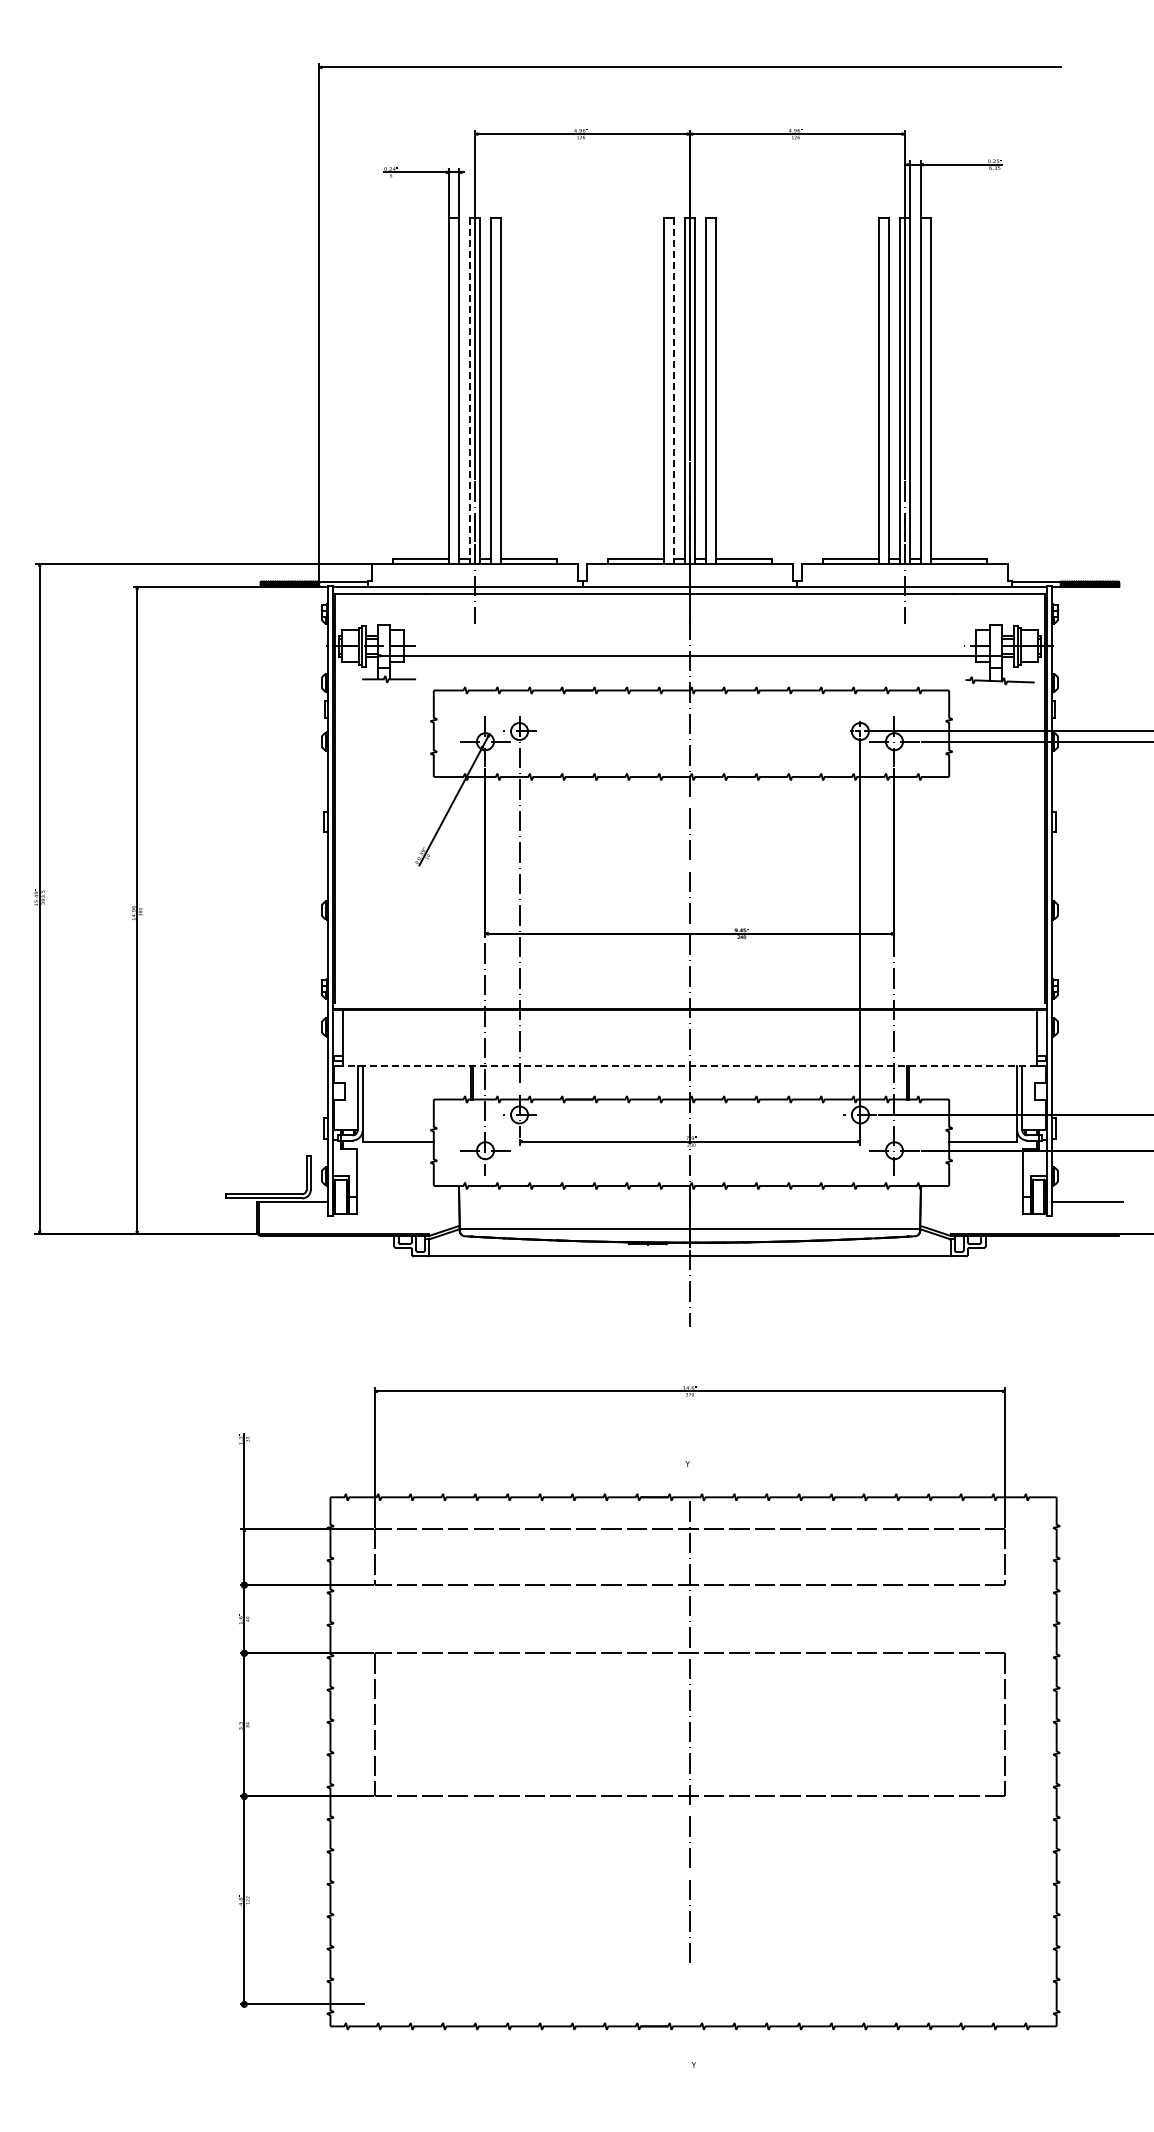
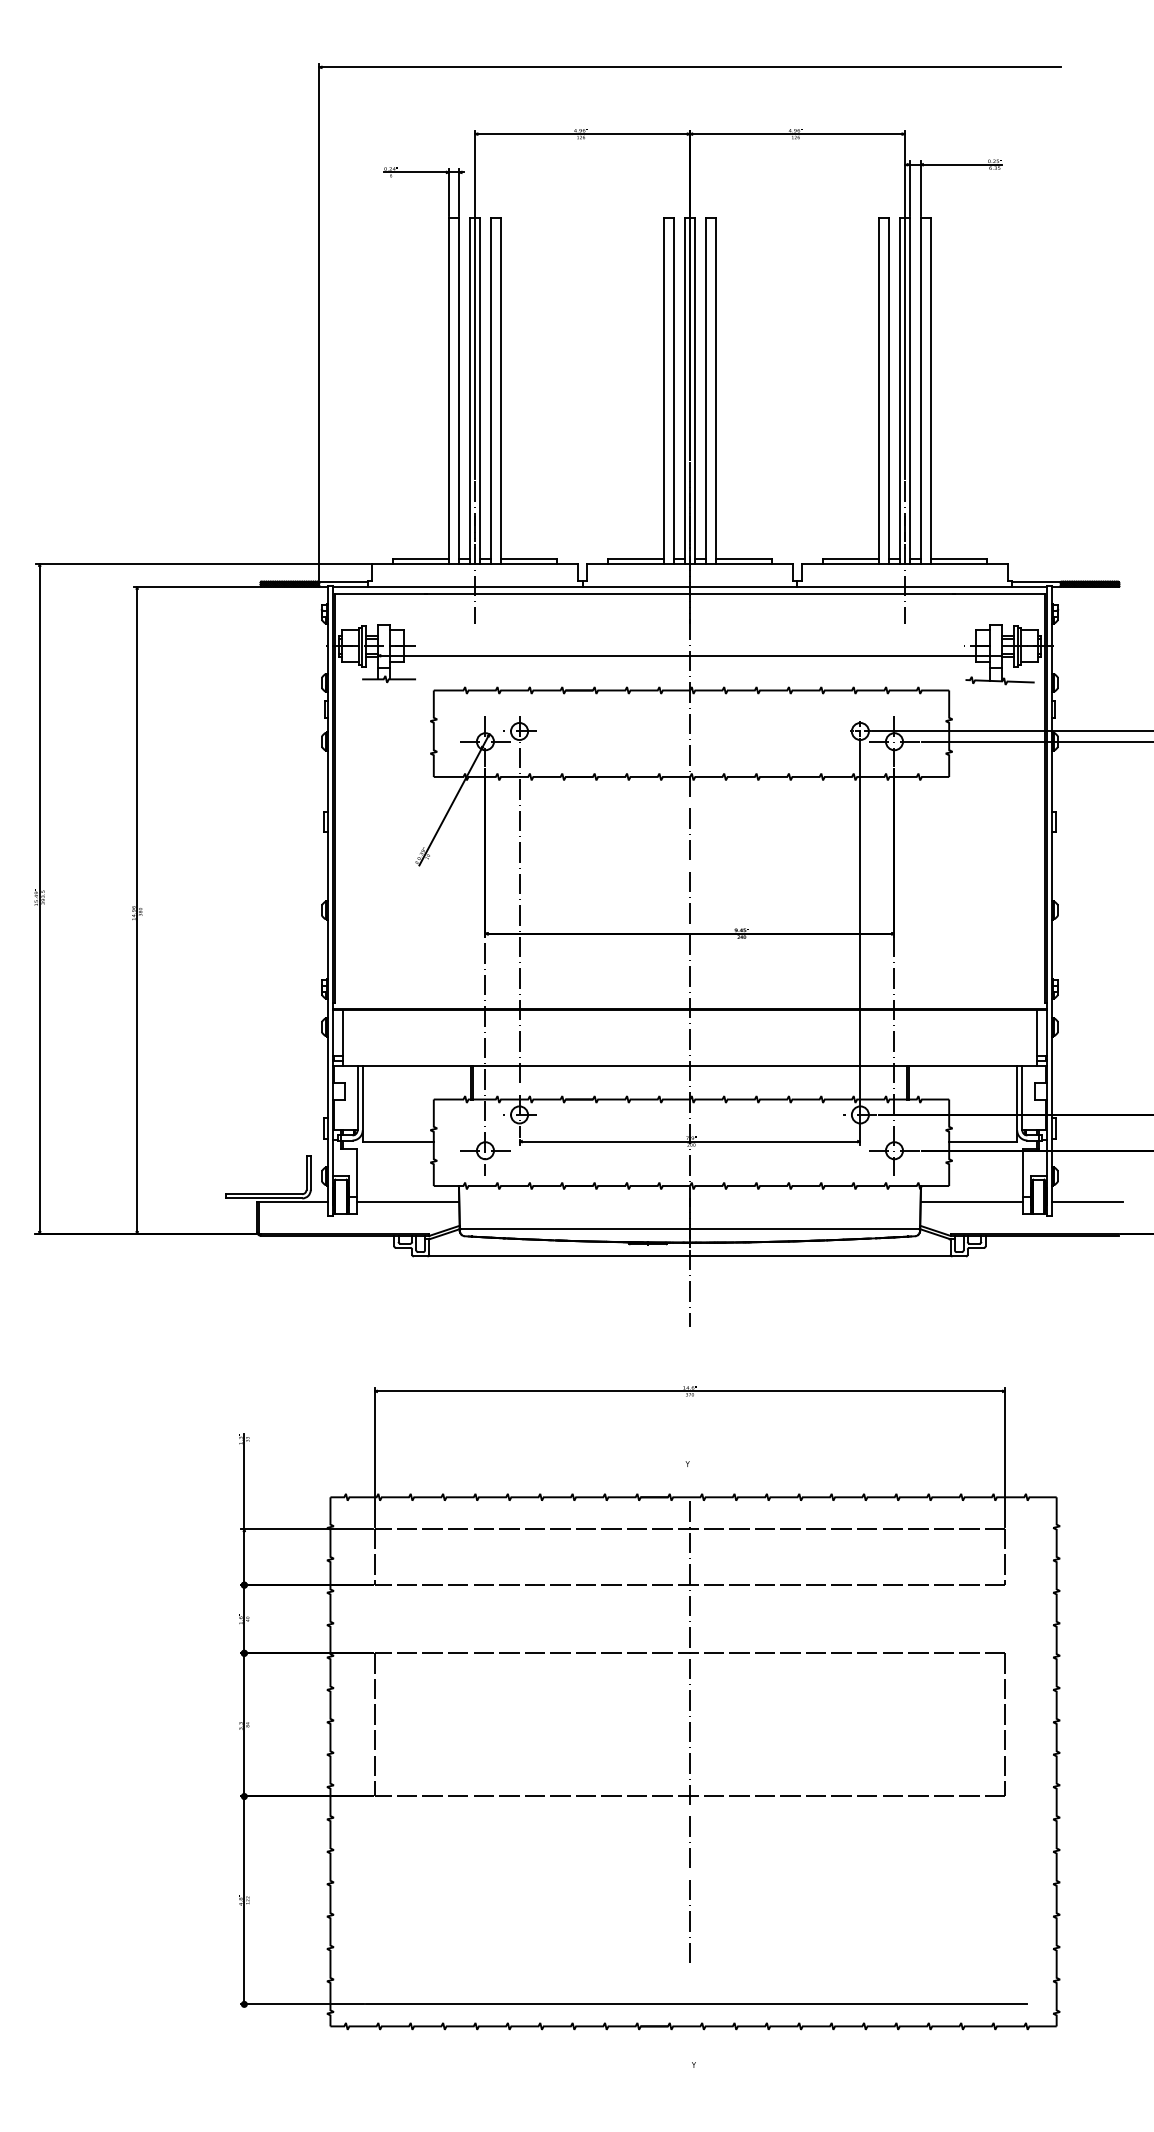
line: dashed -> solid (470, 390)
line: dashed -> solid (674, 390)
line: dashed -> solid (689, 1066)
line: none -> present (407, 1201)
line: none -> present (971, 1201)
line: none -> present (696, 2004)
